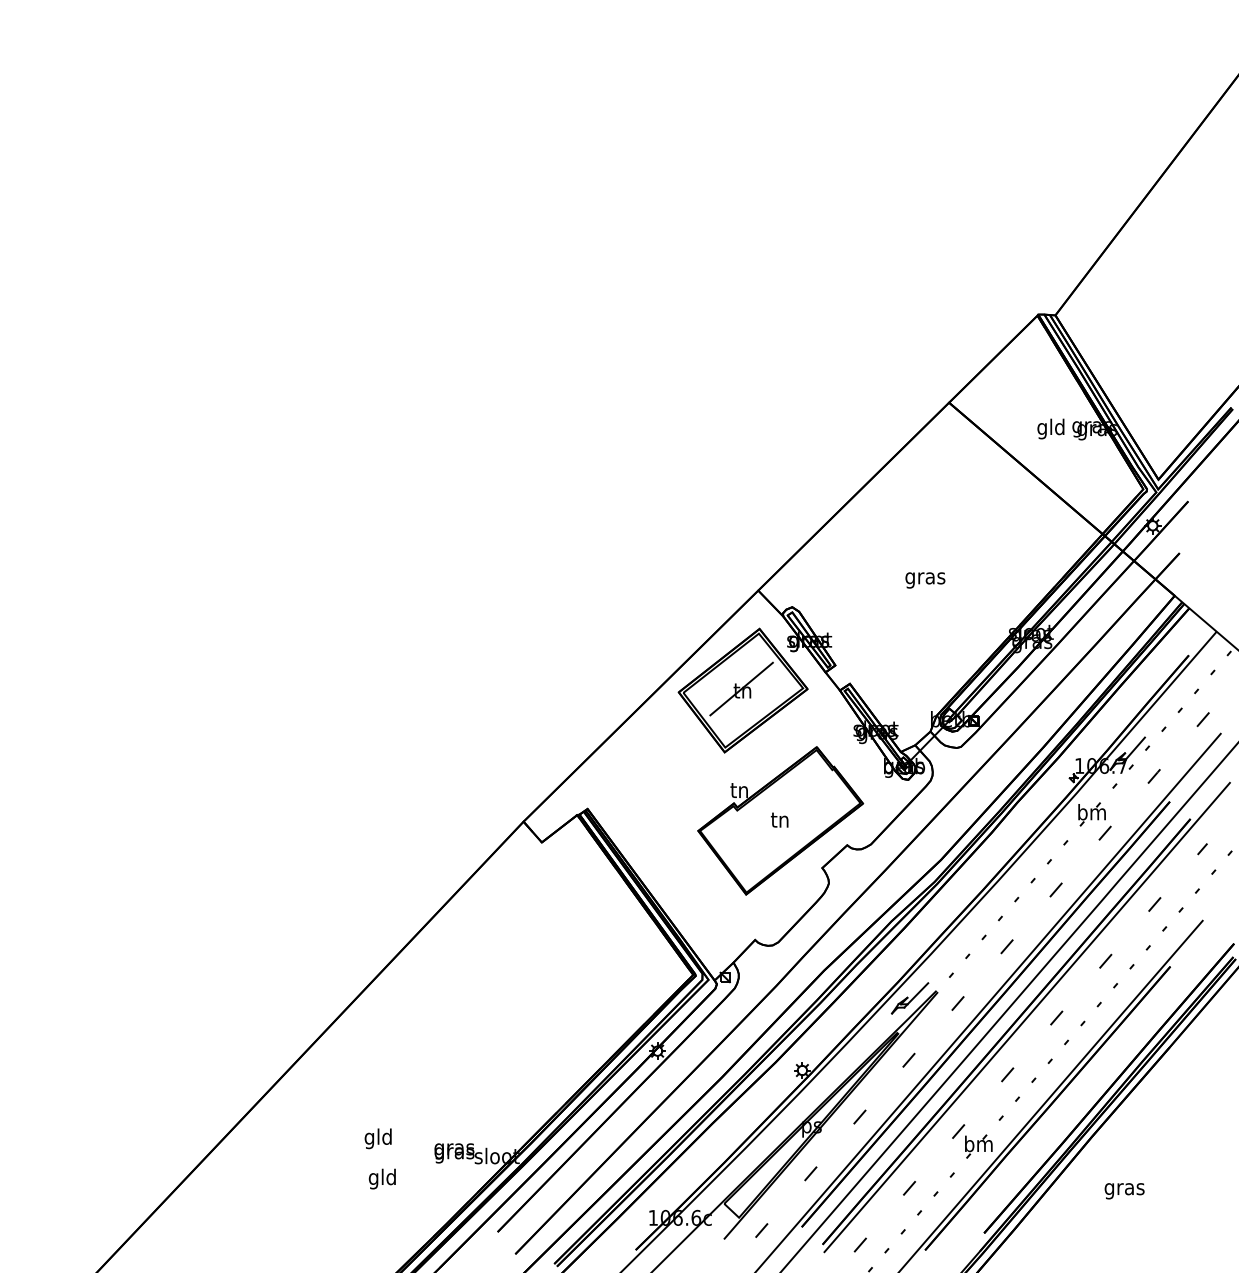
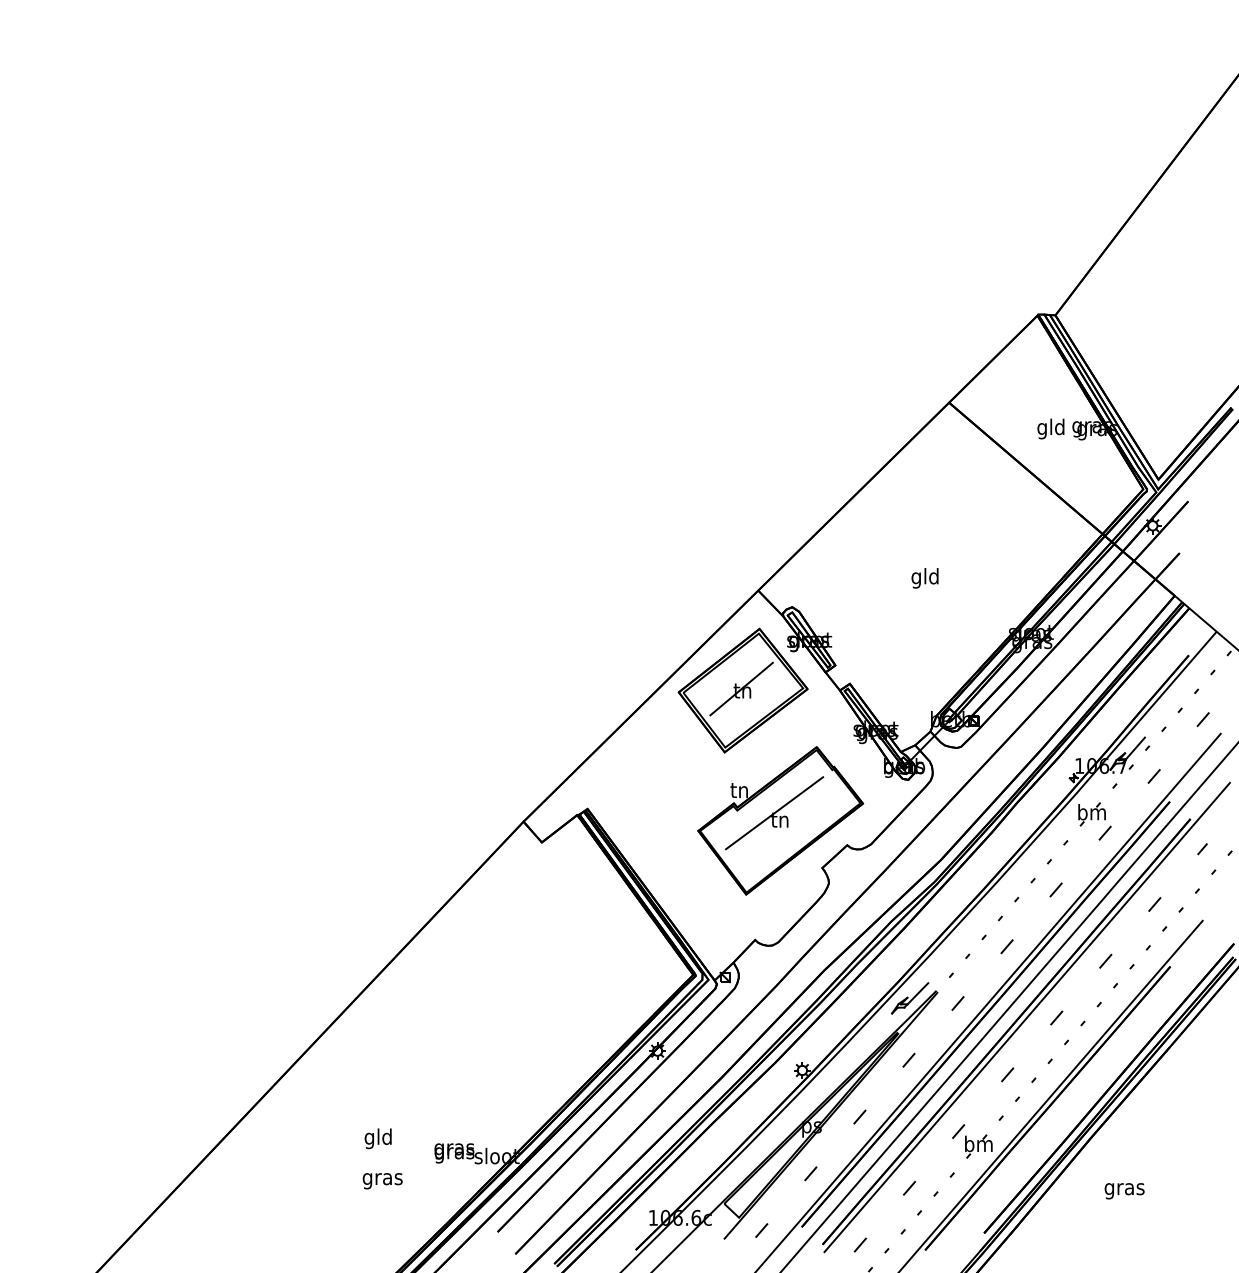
text: gras -> gld (925, 578)
line: none -> present (774, 813)
text: gld -> gras (382, 1178)
